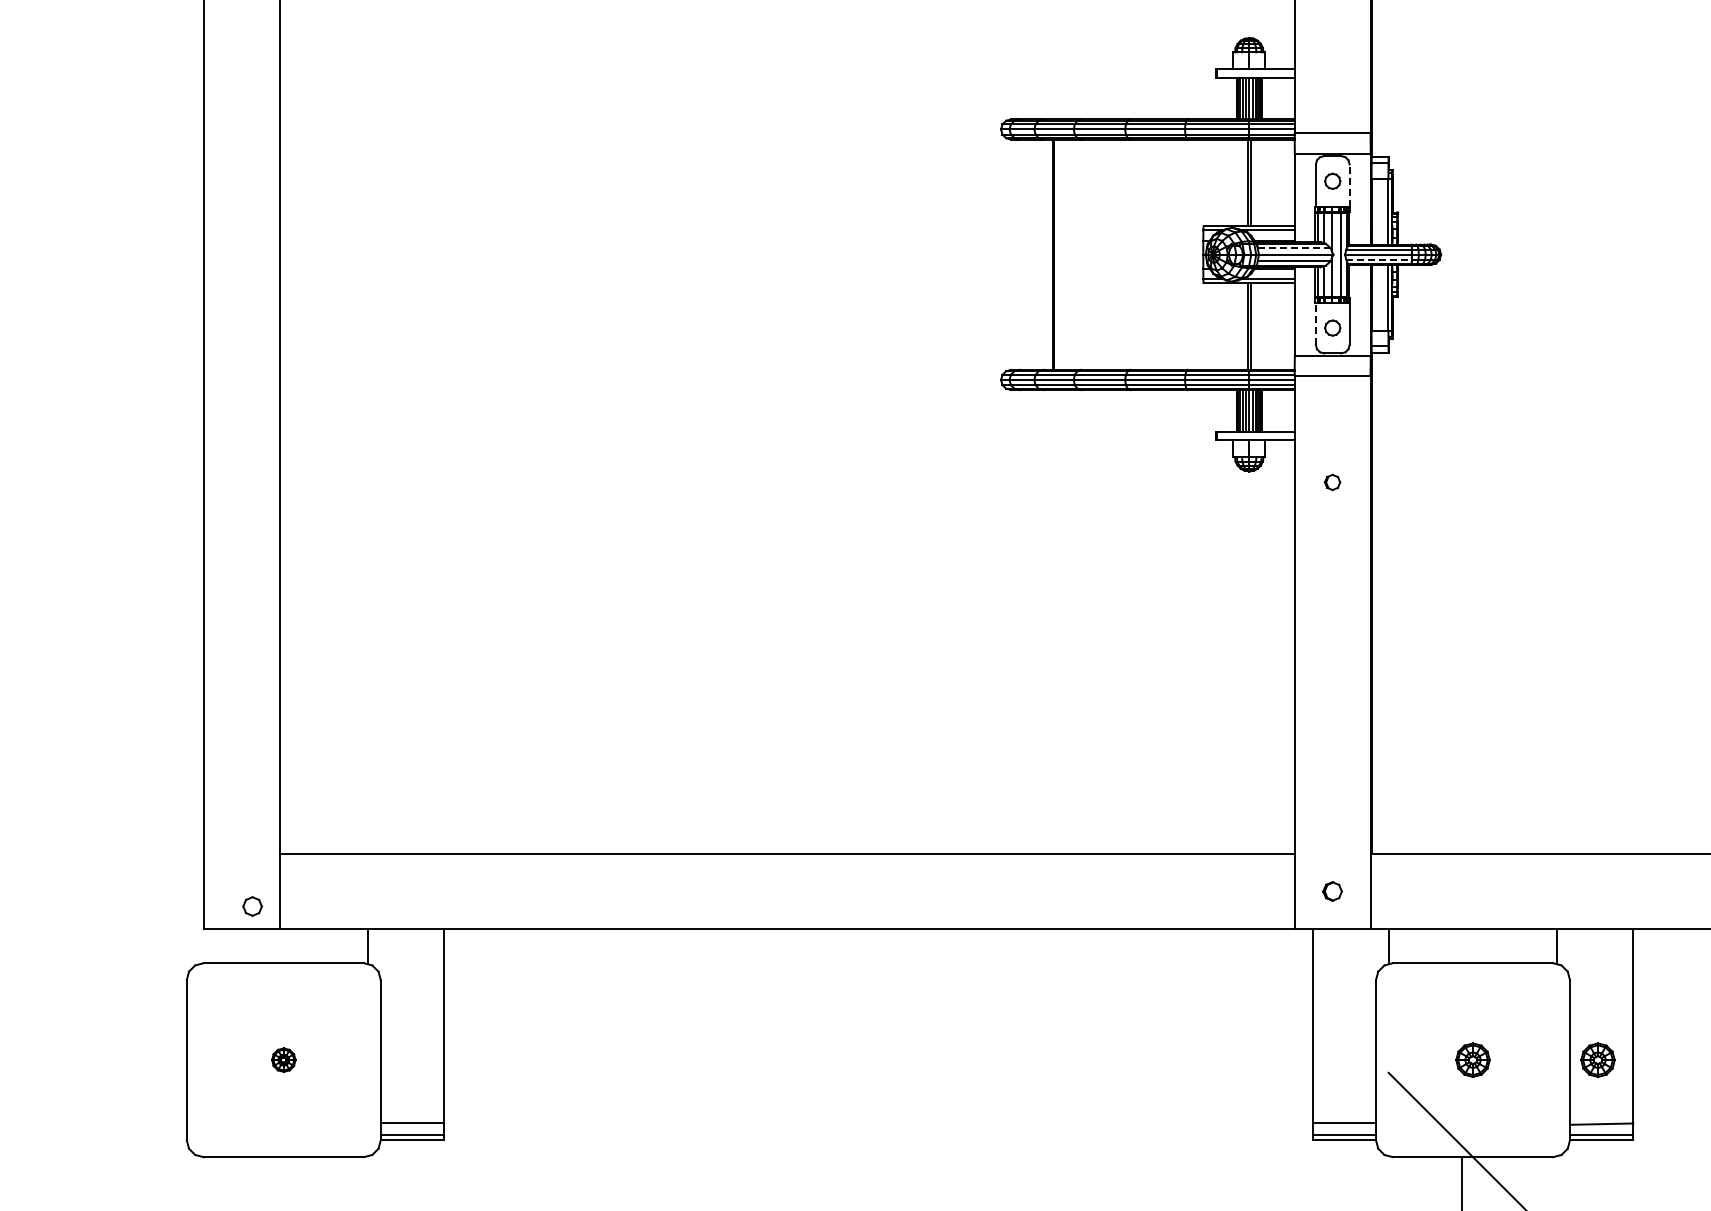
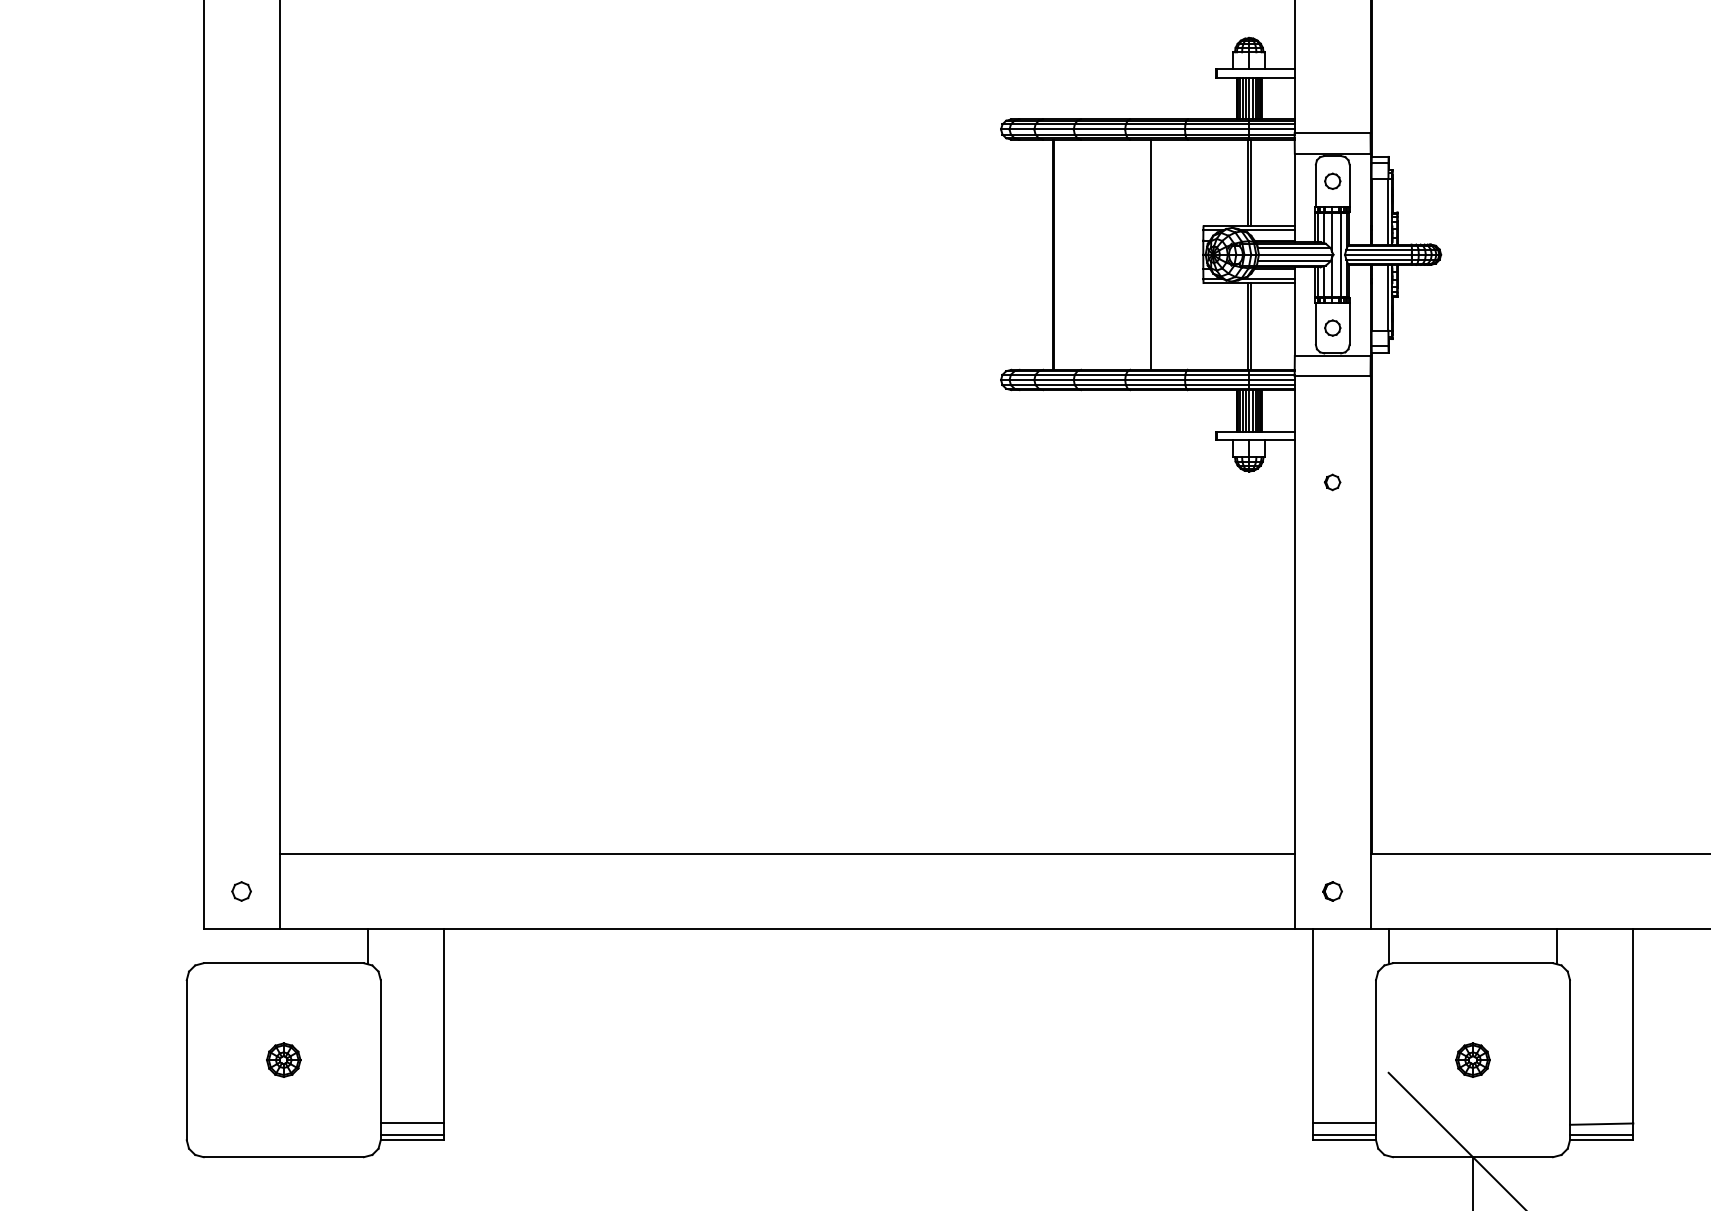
line: dashed -> solid (1349, 185)
line: dashed -> solid (1294, 248)
line: none -> present (1150, 254)
line: dashed -> solid (1379, 259)
line: dashed -> solid (1315, 323)
part position: (252, 906) -> (241, 891) (241, 891)
part size: 26x26 px -> 36x36 px (283, 1059)
part: present -> none (1597, 1059)
line position: (1462, 1182) -> (1473, 1182) (1473, 1182)
